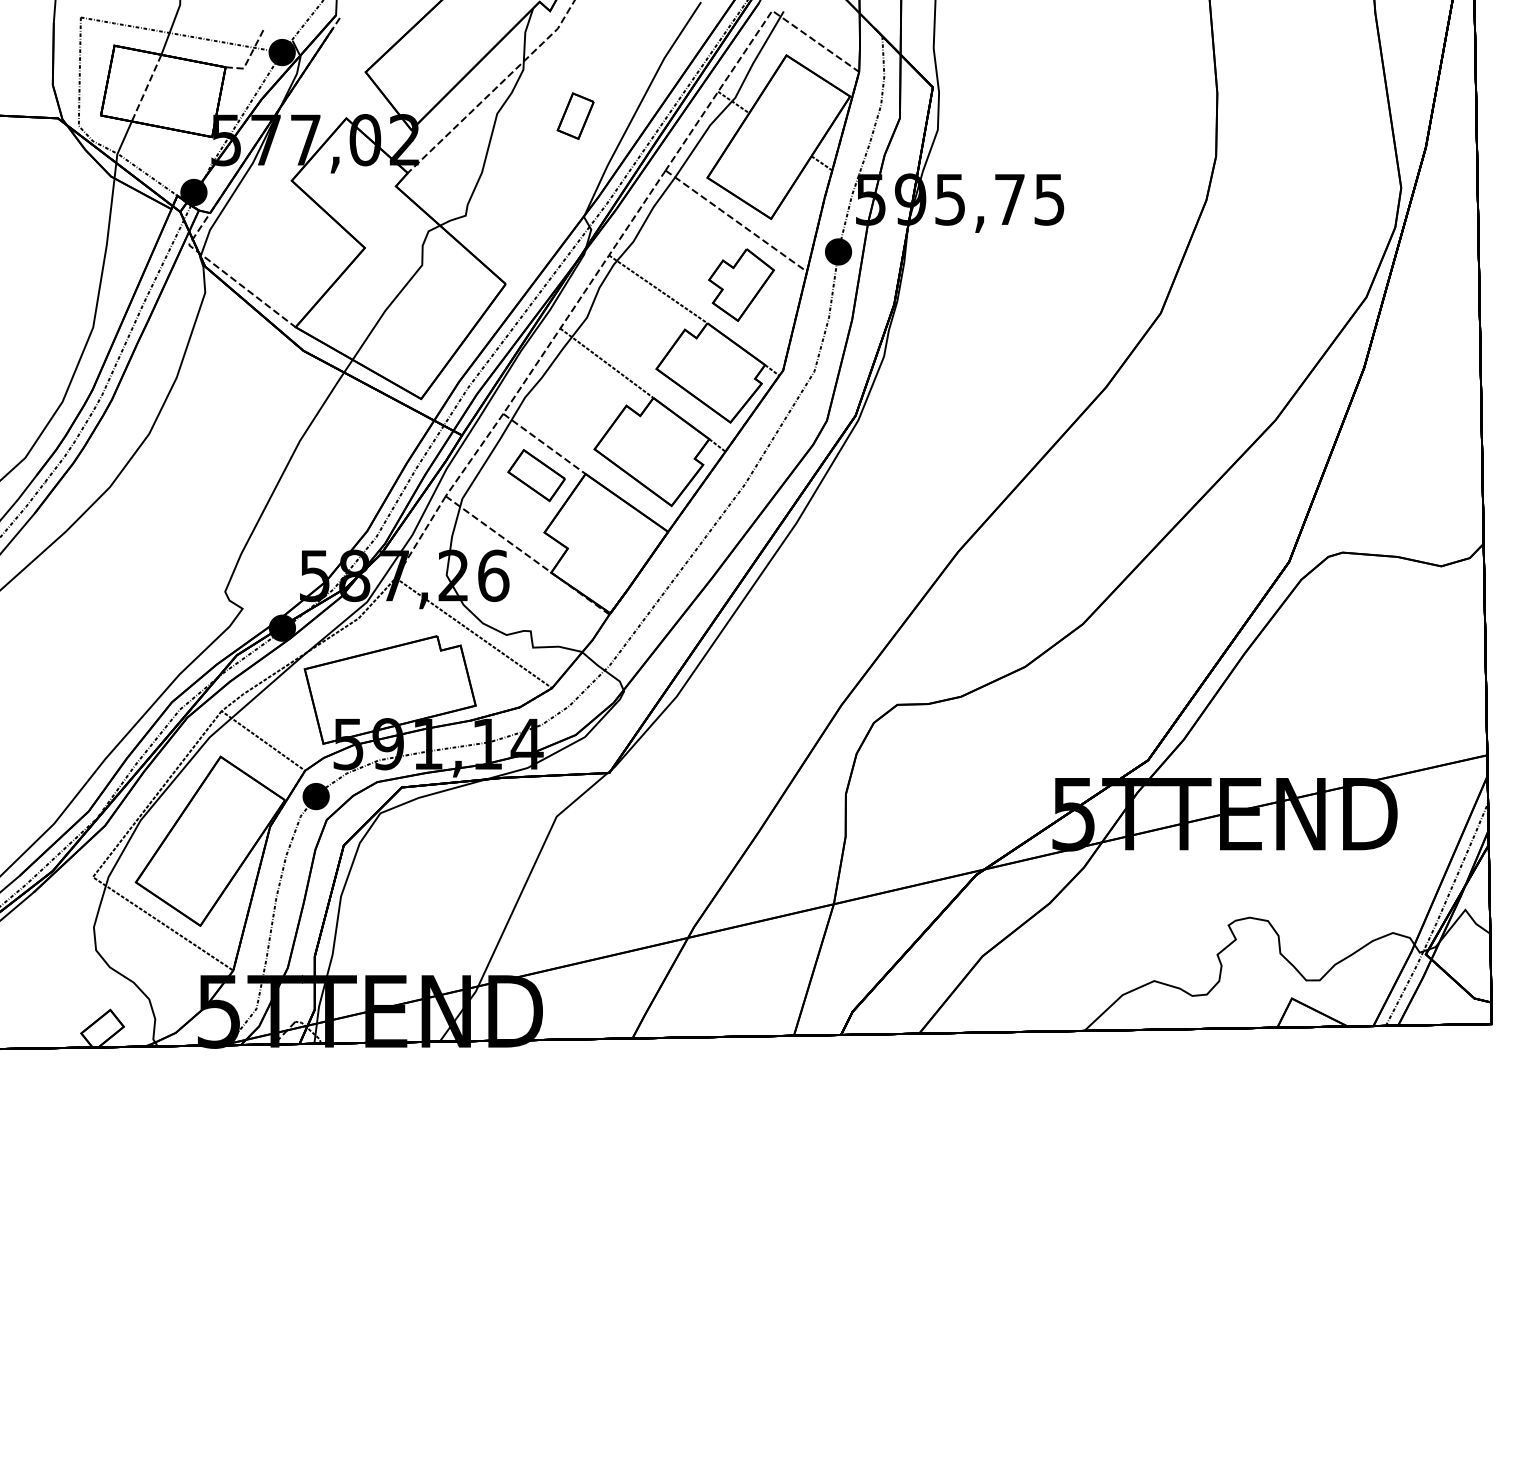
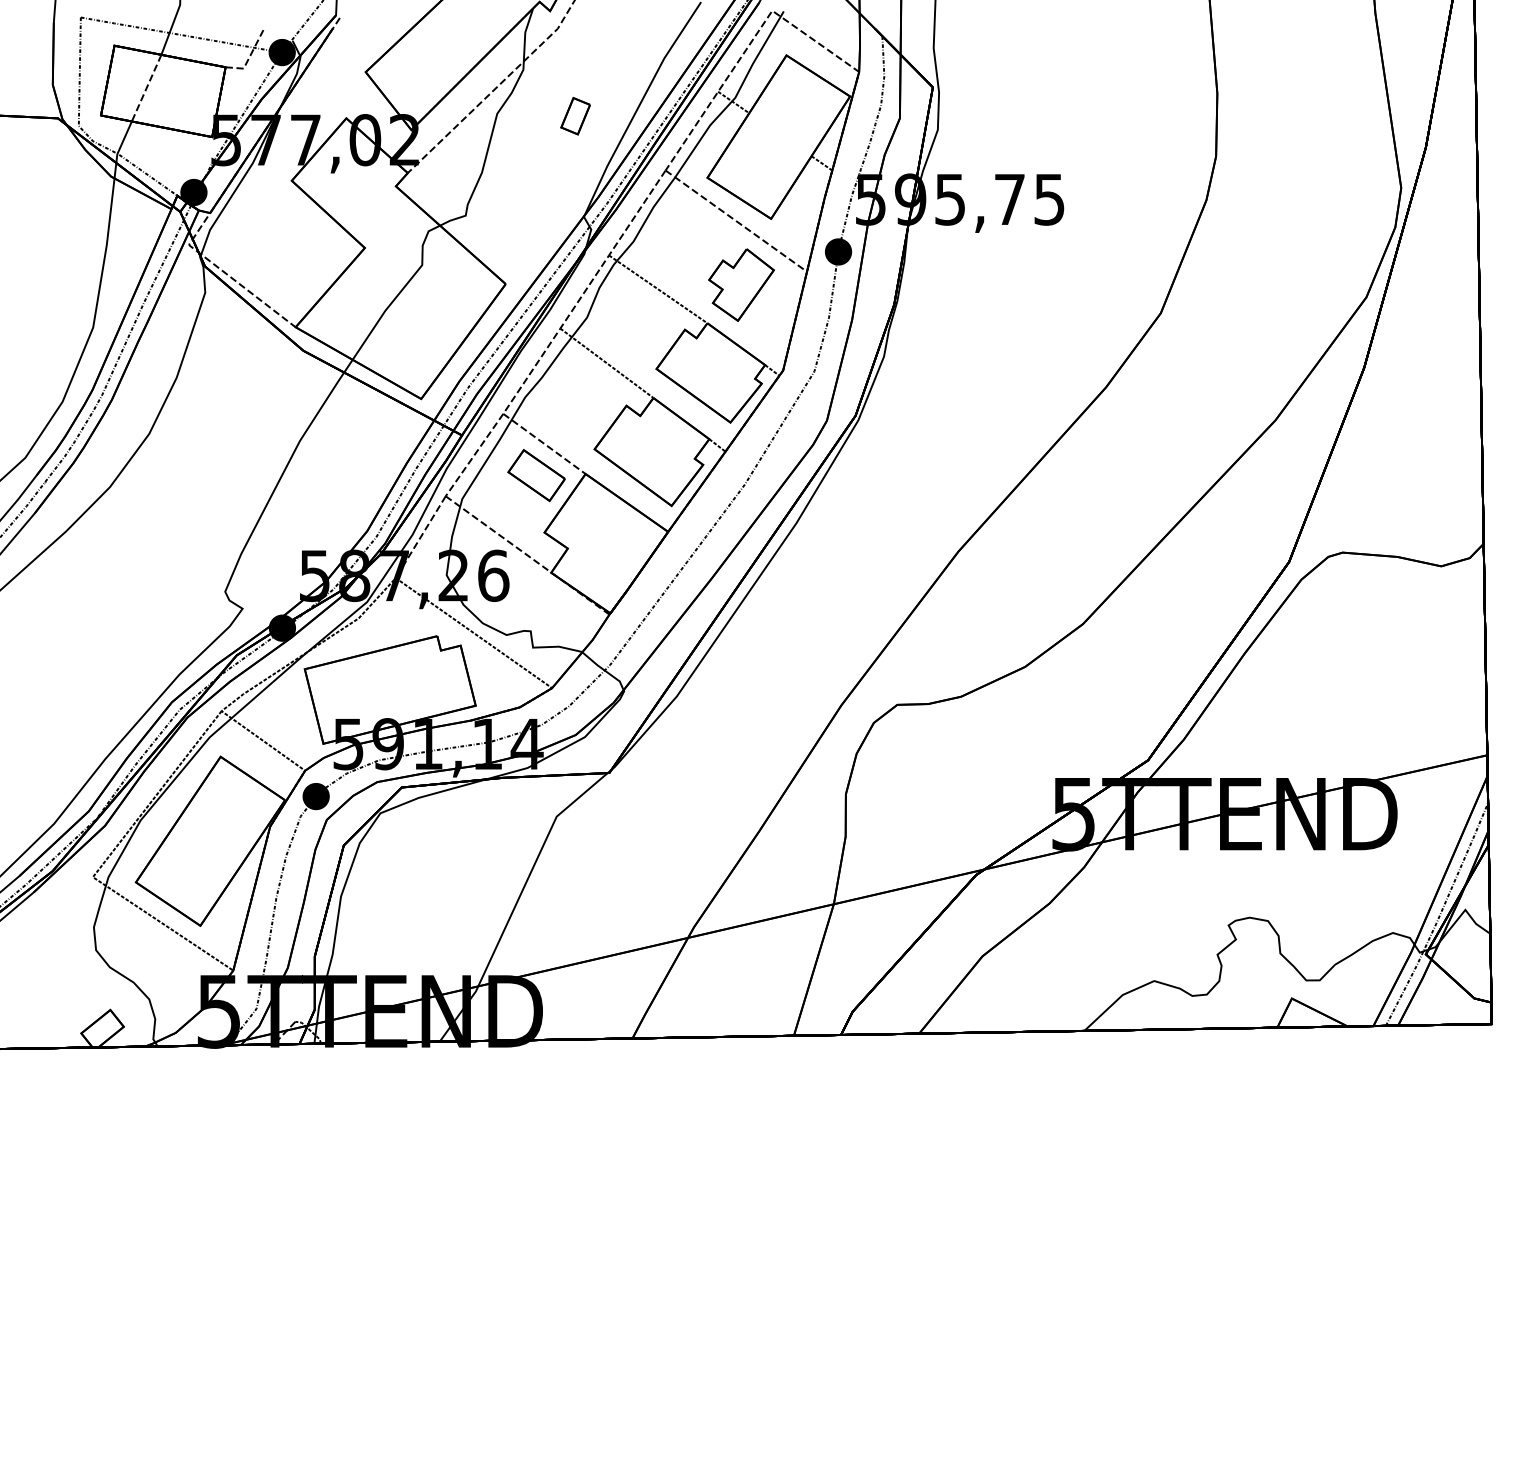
part size: 39x48 px -> 31x39 px (575, 116)
